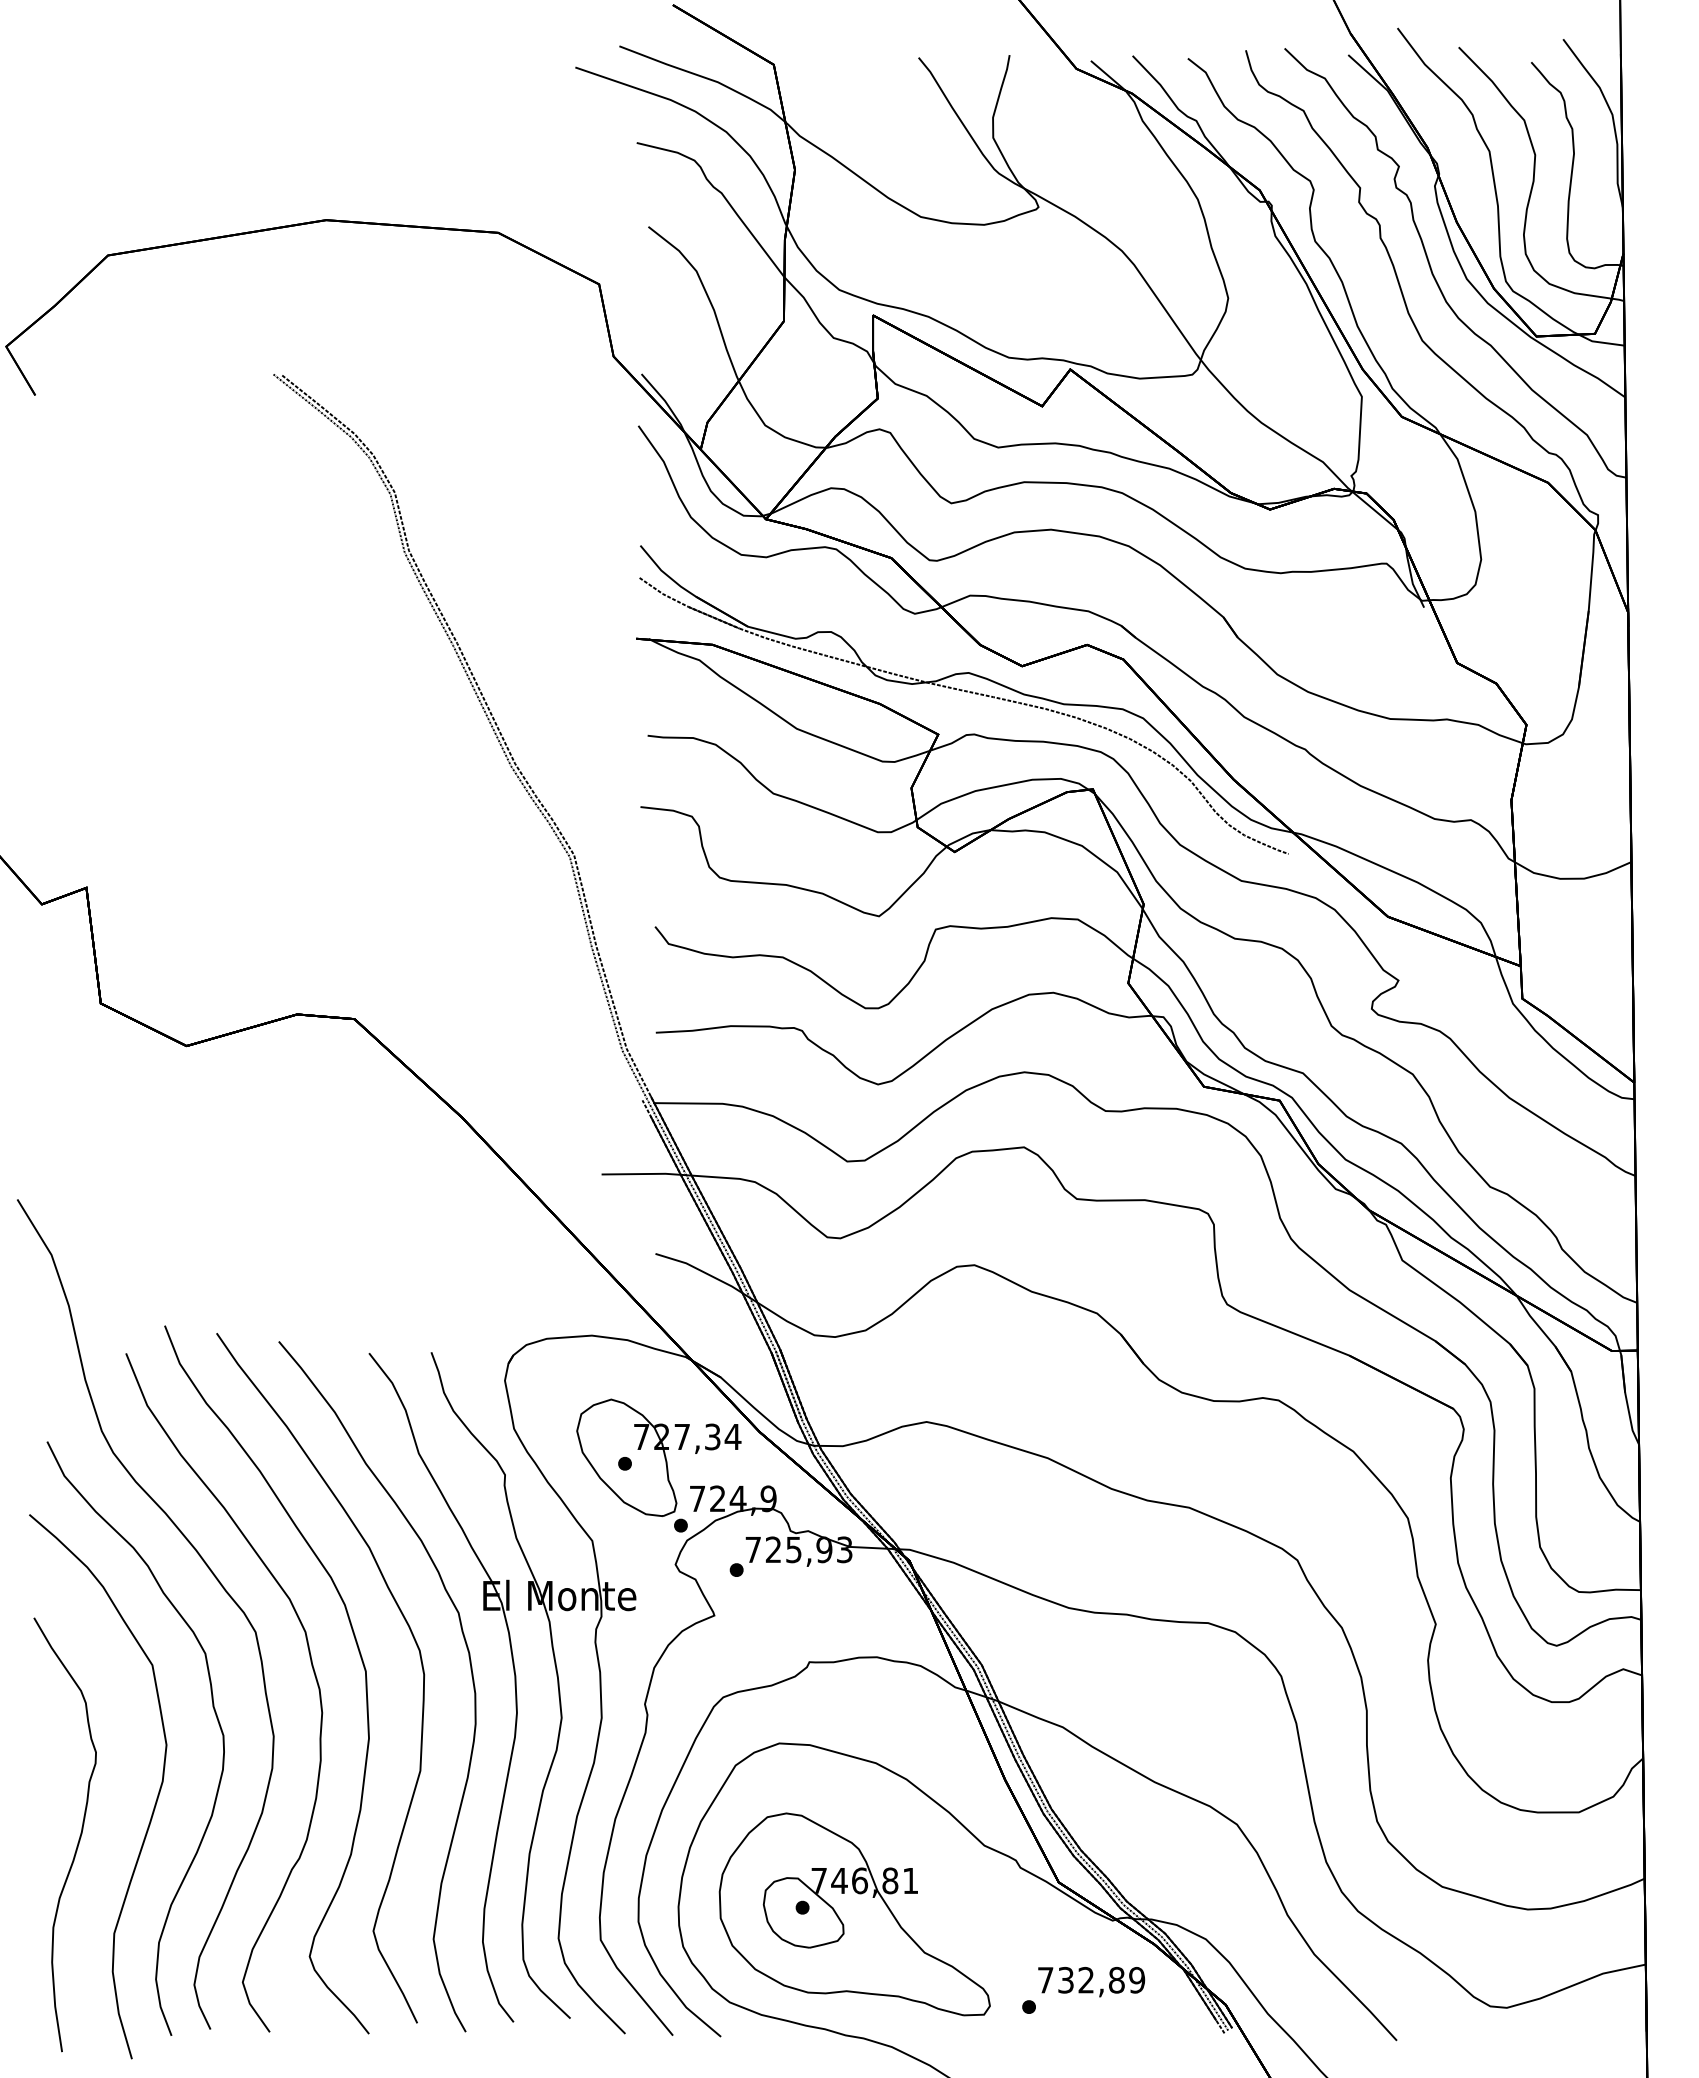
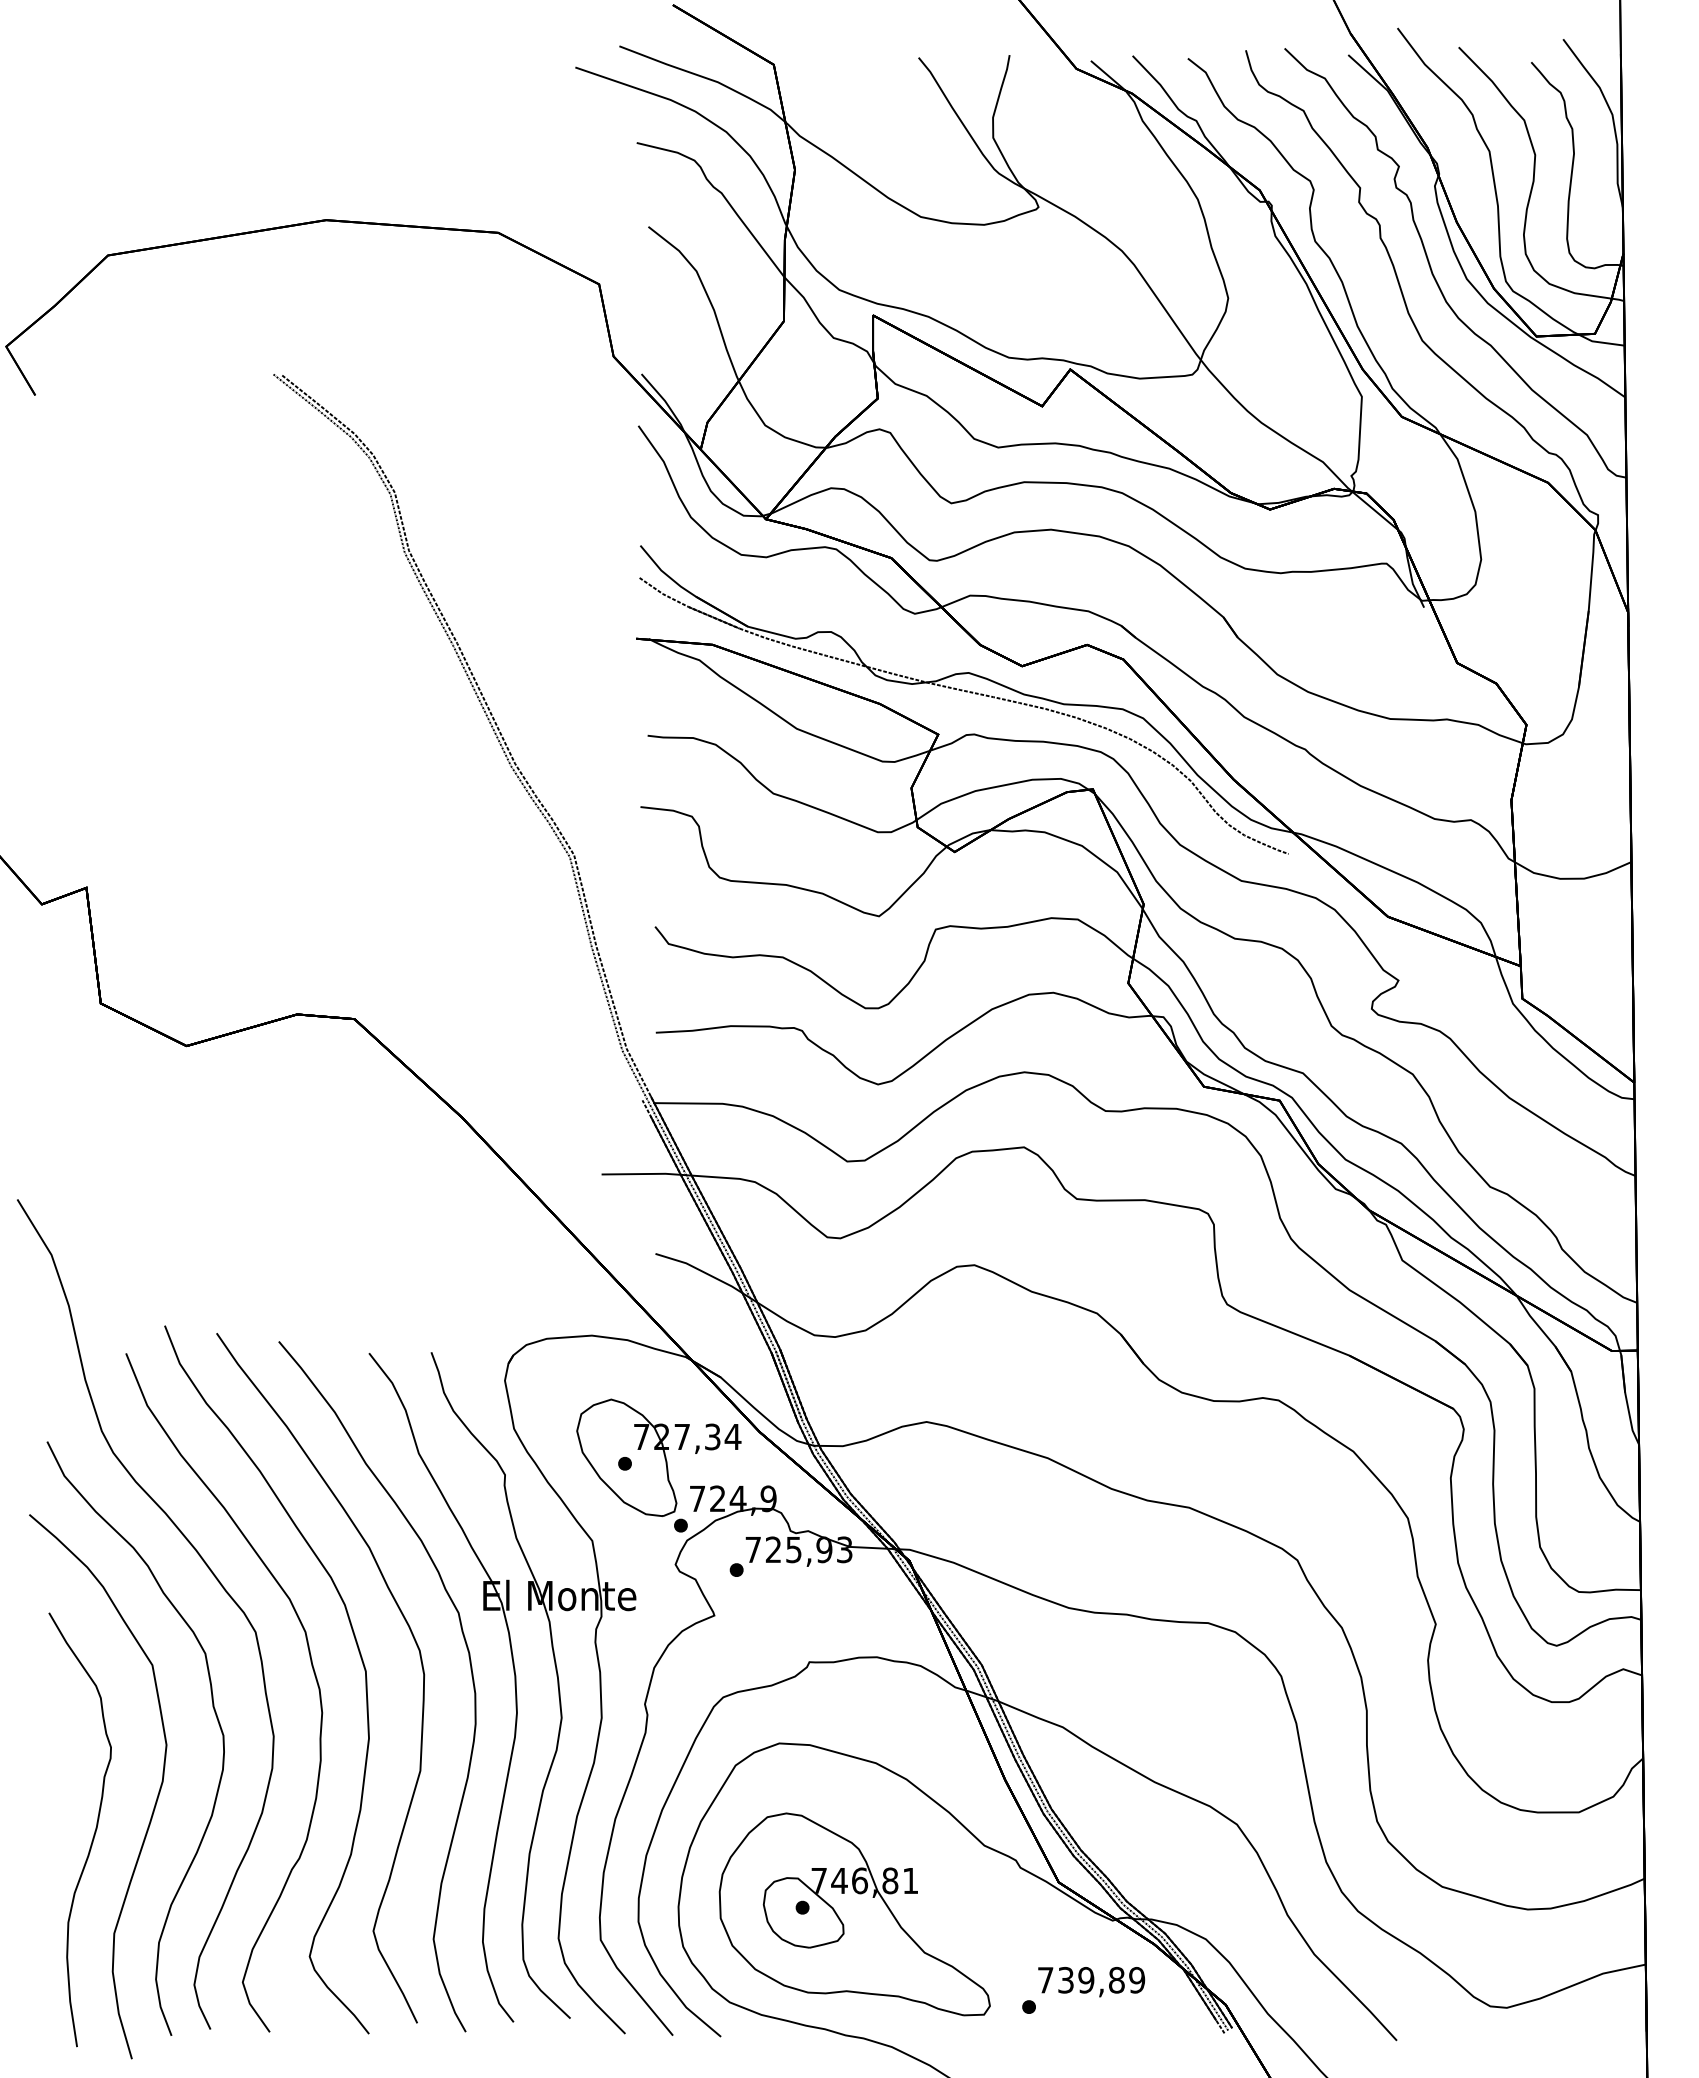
part position: (78, 1839) -> (93, 1834) (93, 1834)
text: 732,89 -> 739,89 (1086, 1980)
